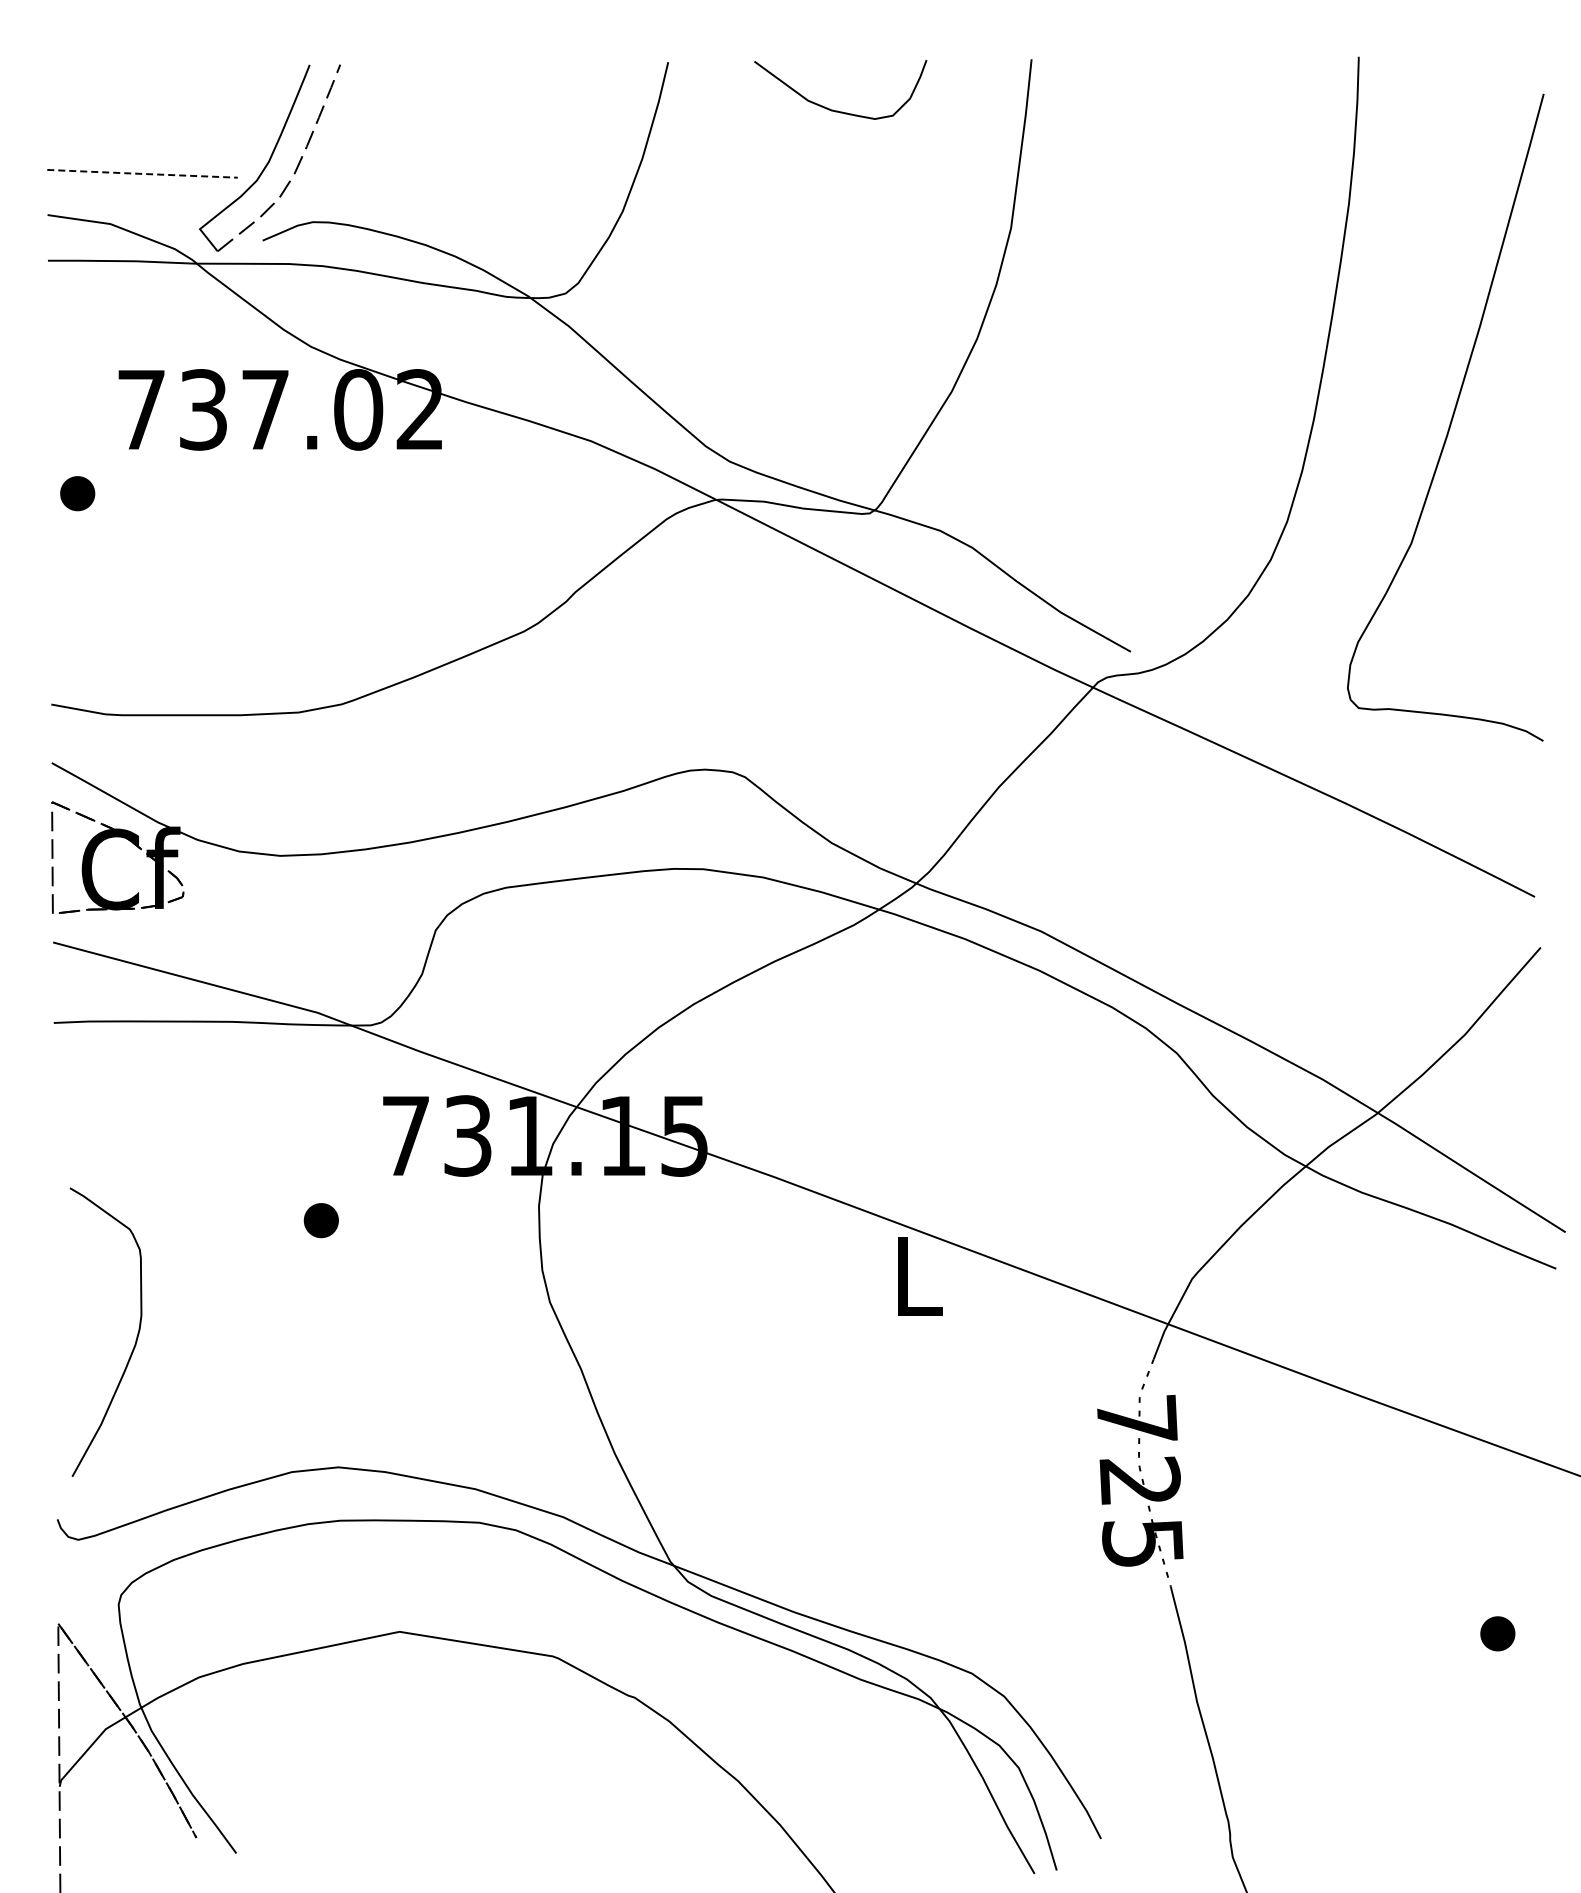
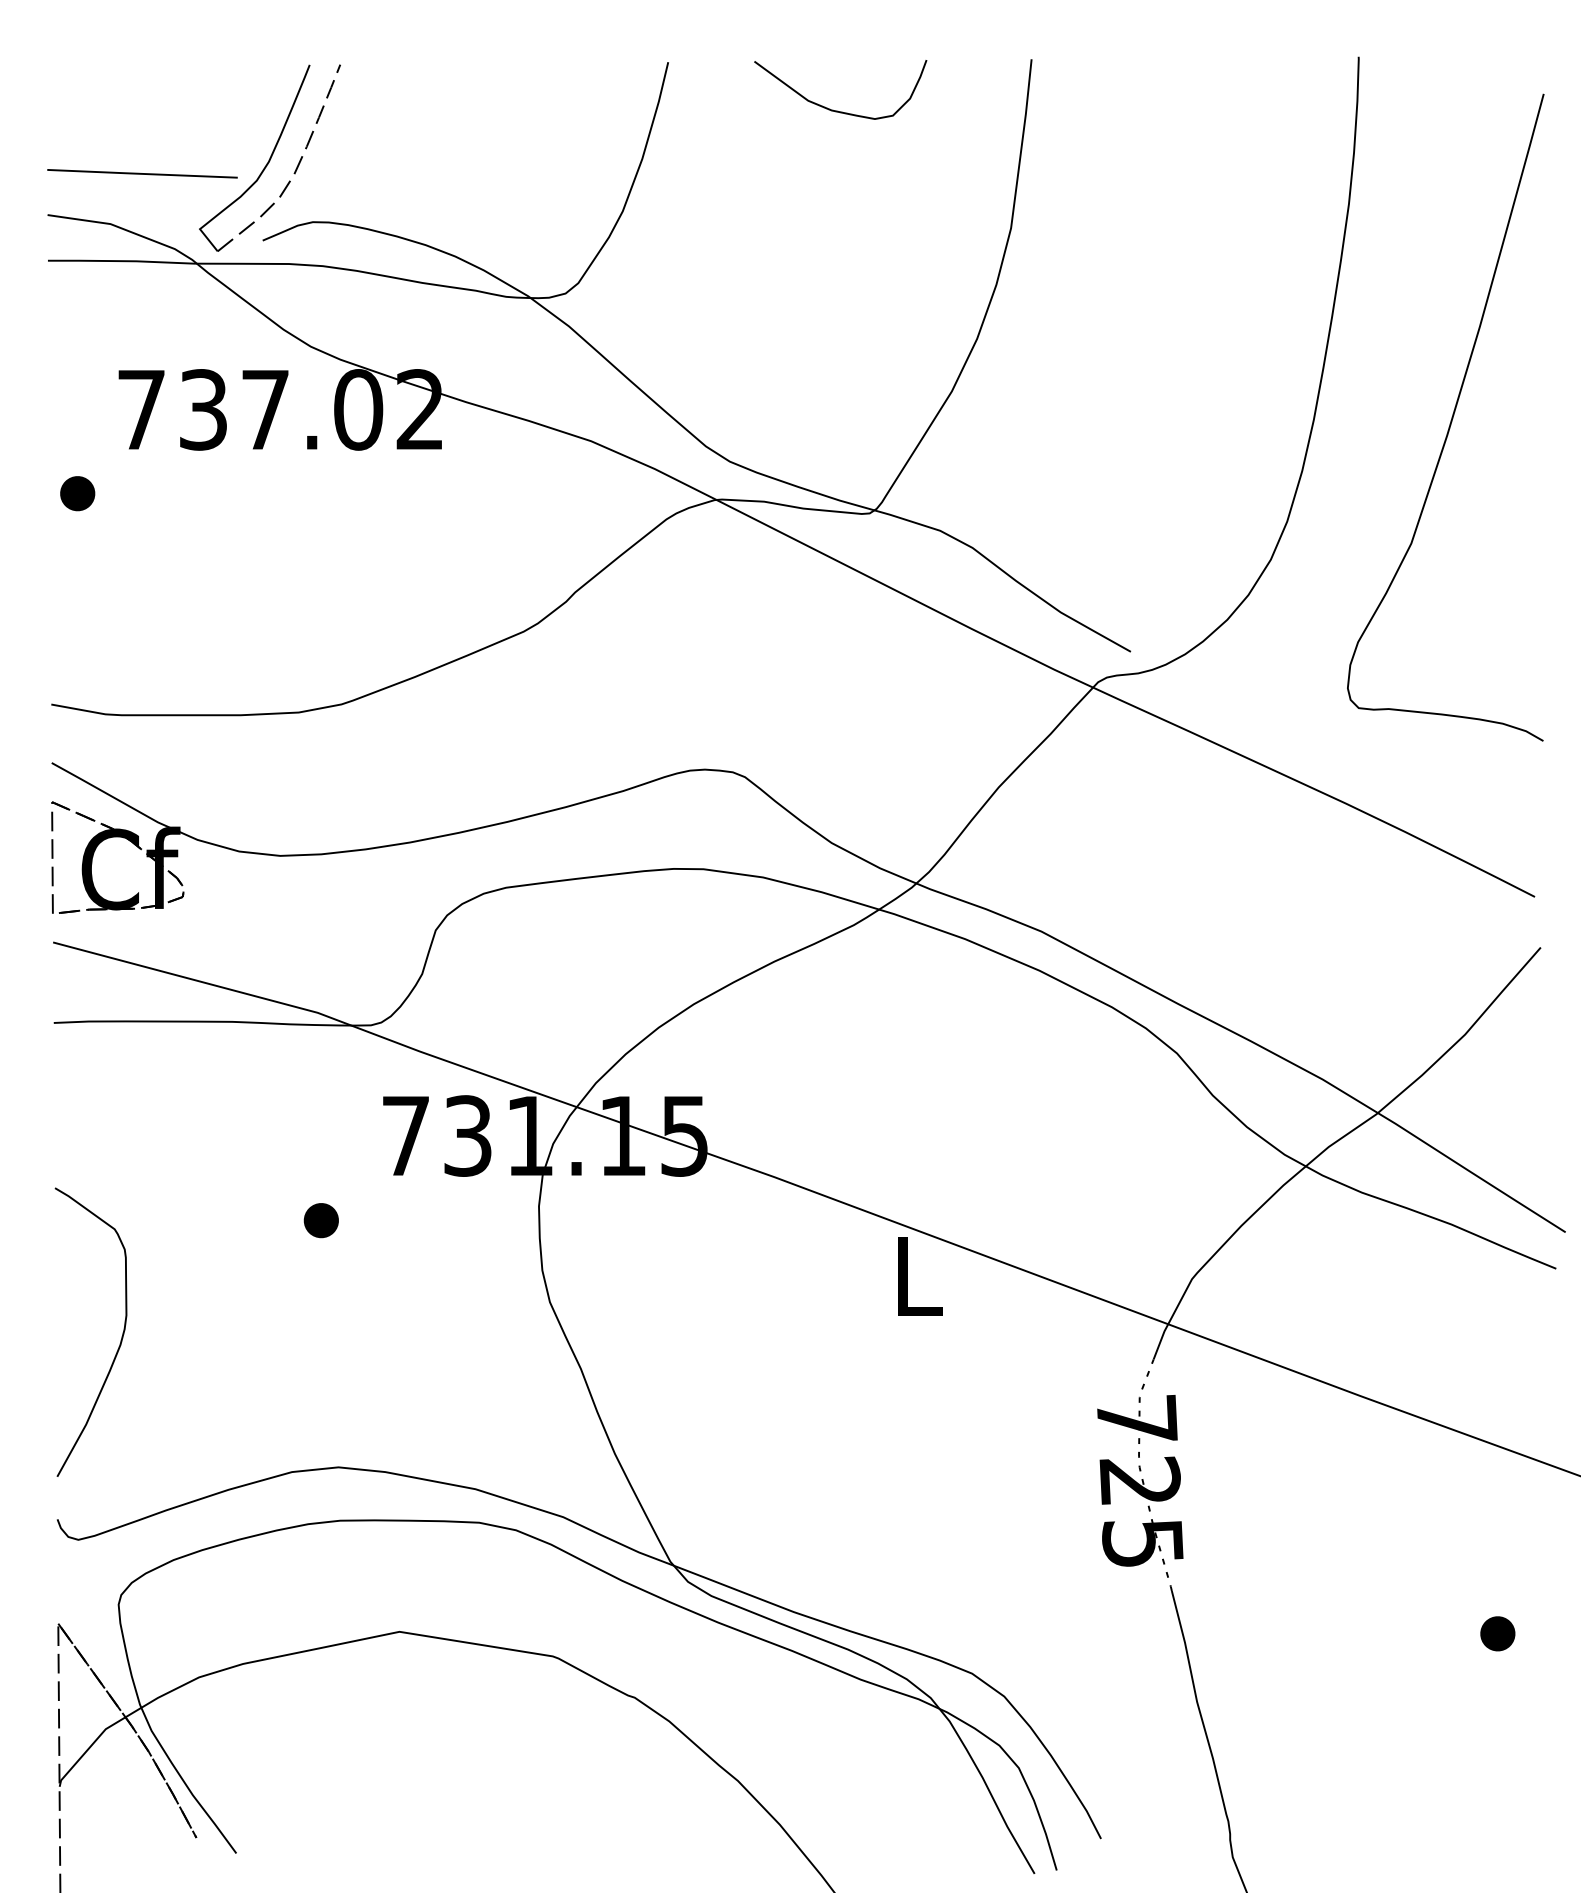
line: dashed -> solid (142, 173)
curve position: (135, 1340) -> (120, 1340) (120, 1340)
